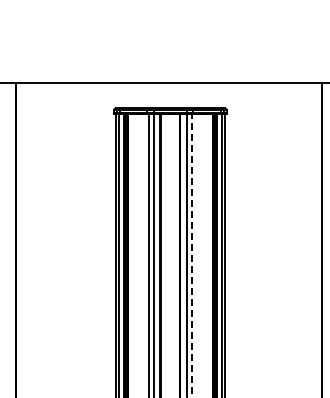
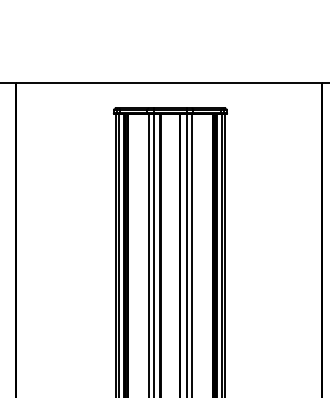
line: dashed -> solid (191, 255)
